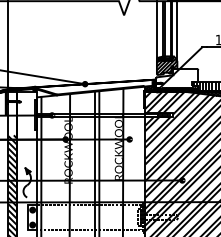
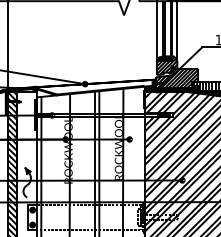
hatch: none -> present (177, 78)
hatch: none -> present (12, 113)
